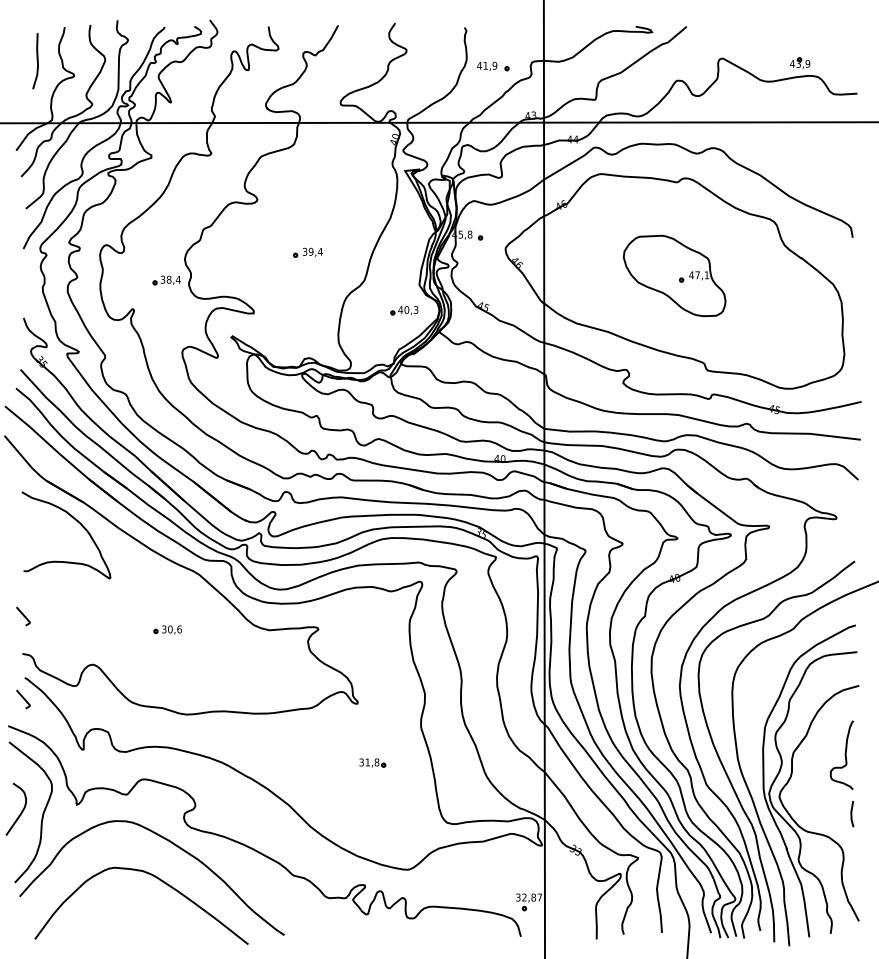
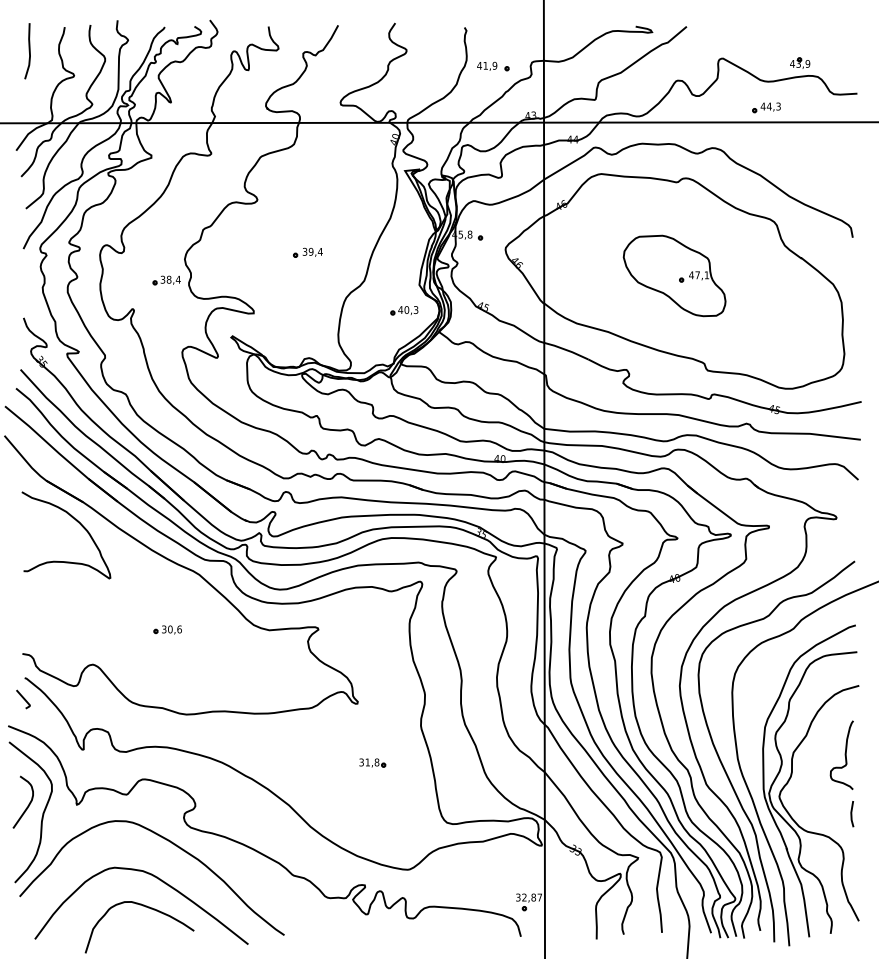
line position: (36, 61) -> (28, 51) (28, 51)
part: none -> present (766, 107)
line: present -> none (23, 616)
curve position: (20, 812) -> (27, 805) (27, 805)
curve: none -> present (145, 907)
